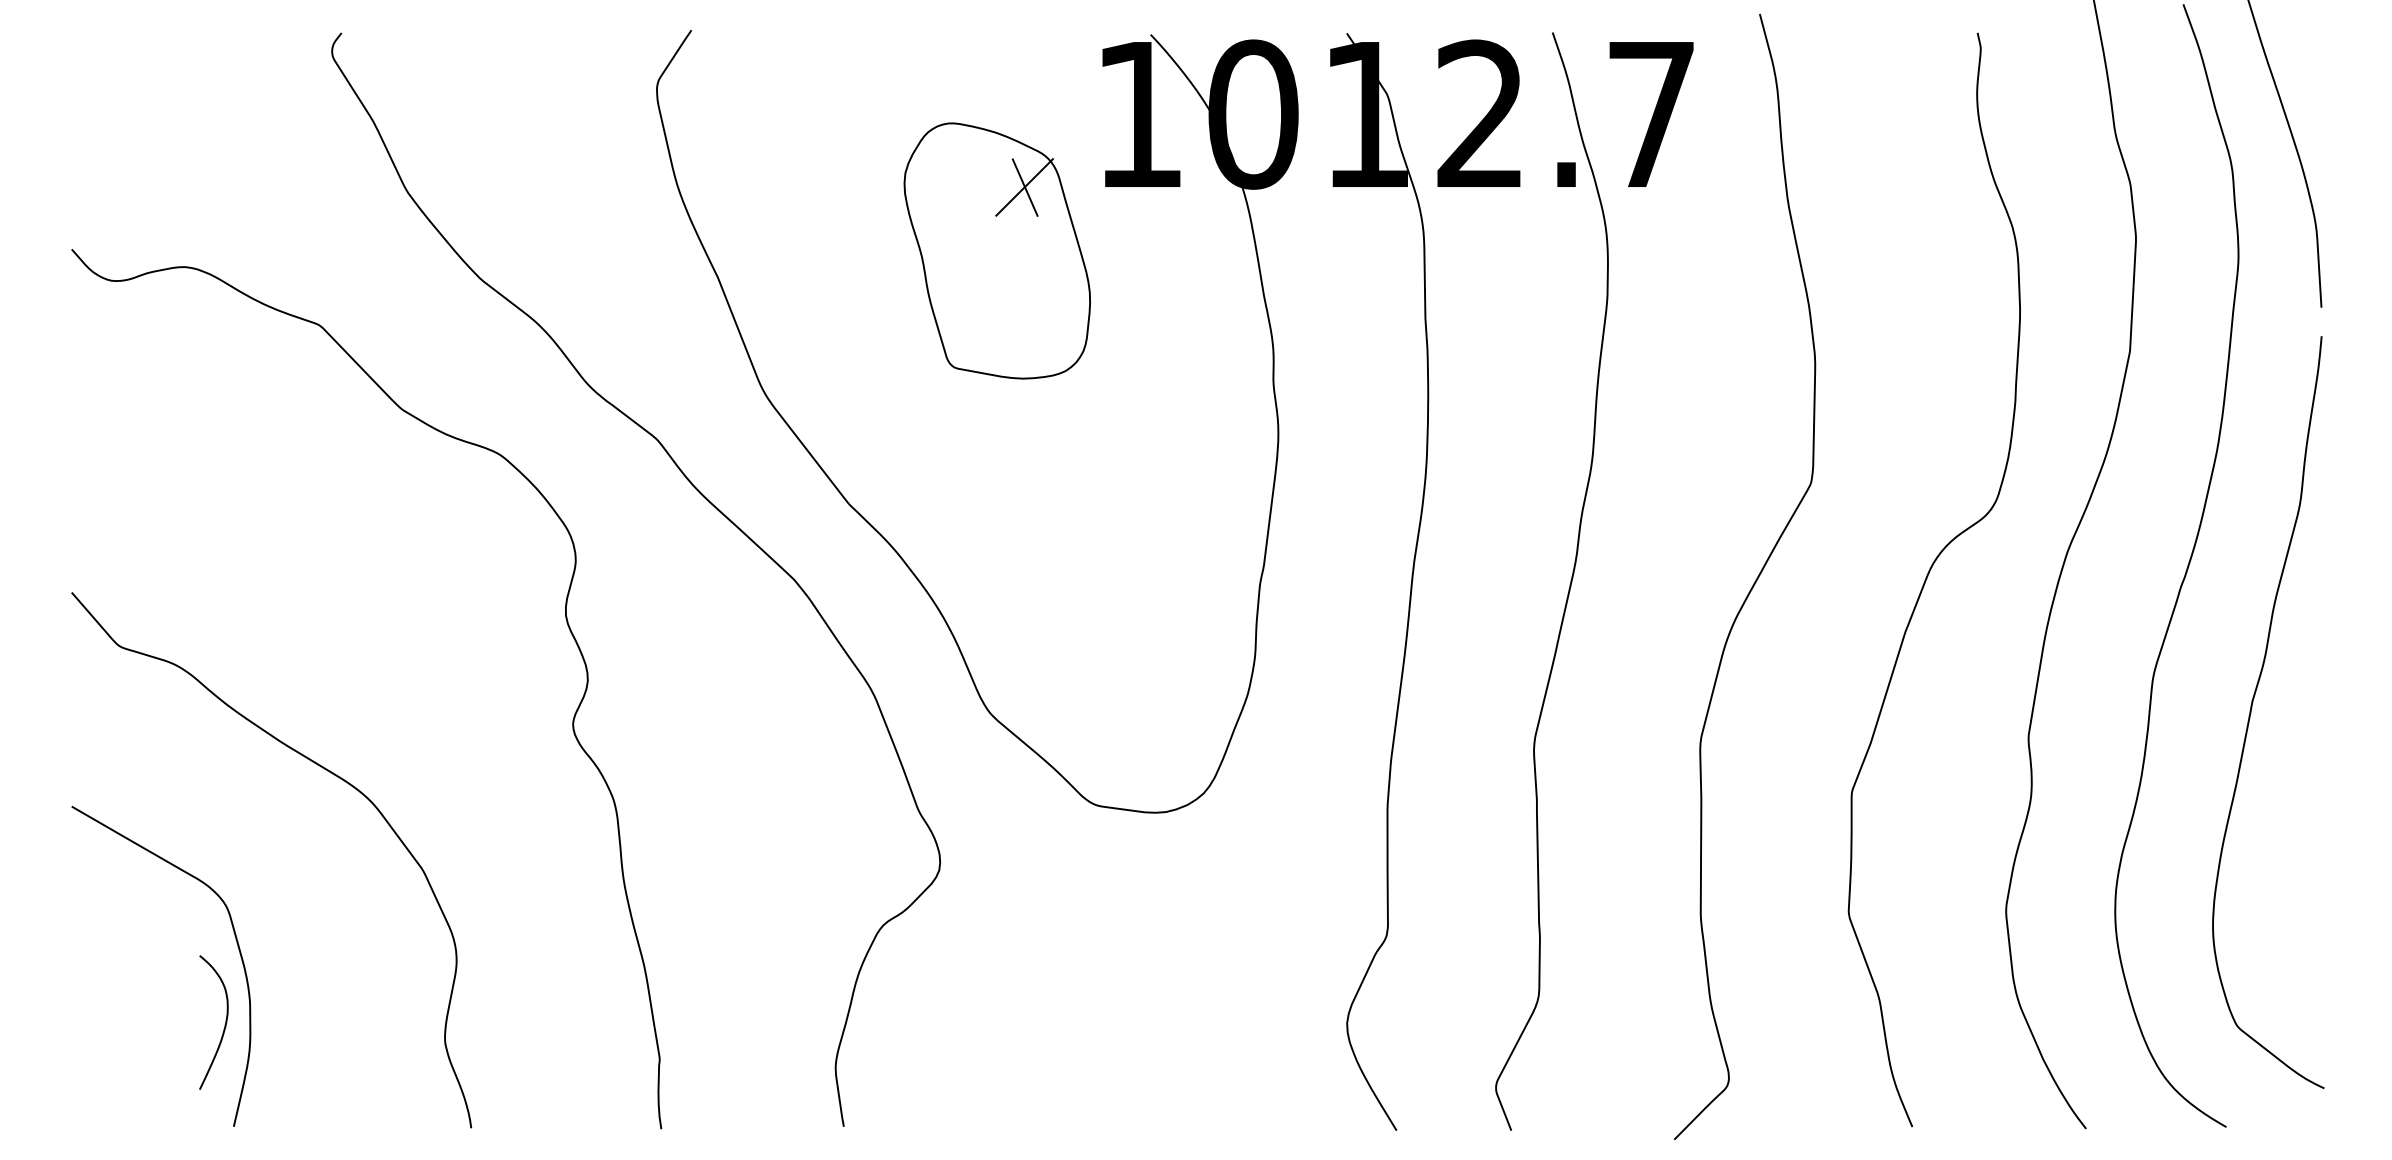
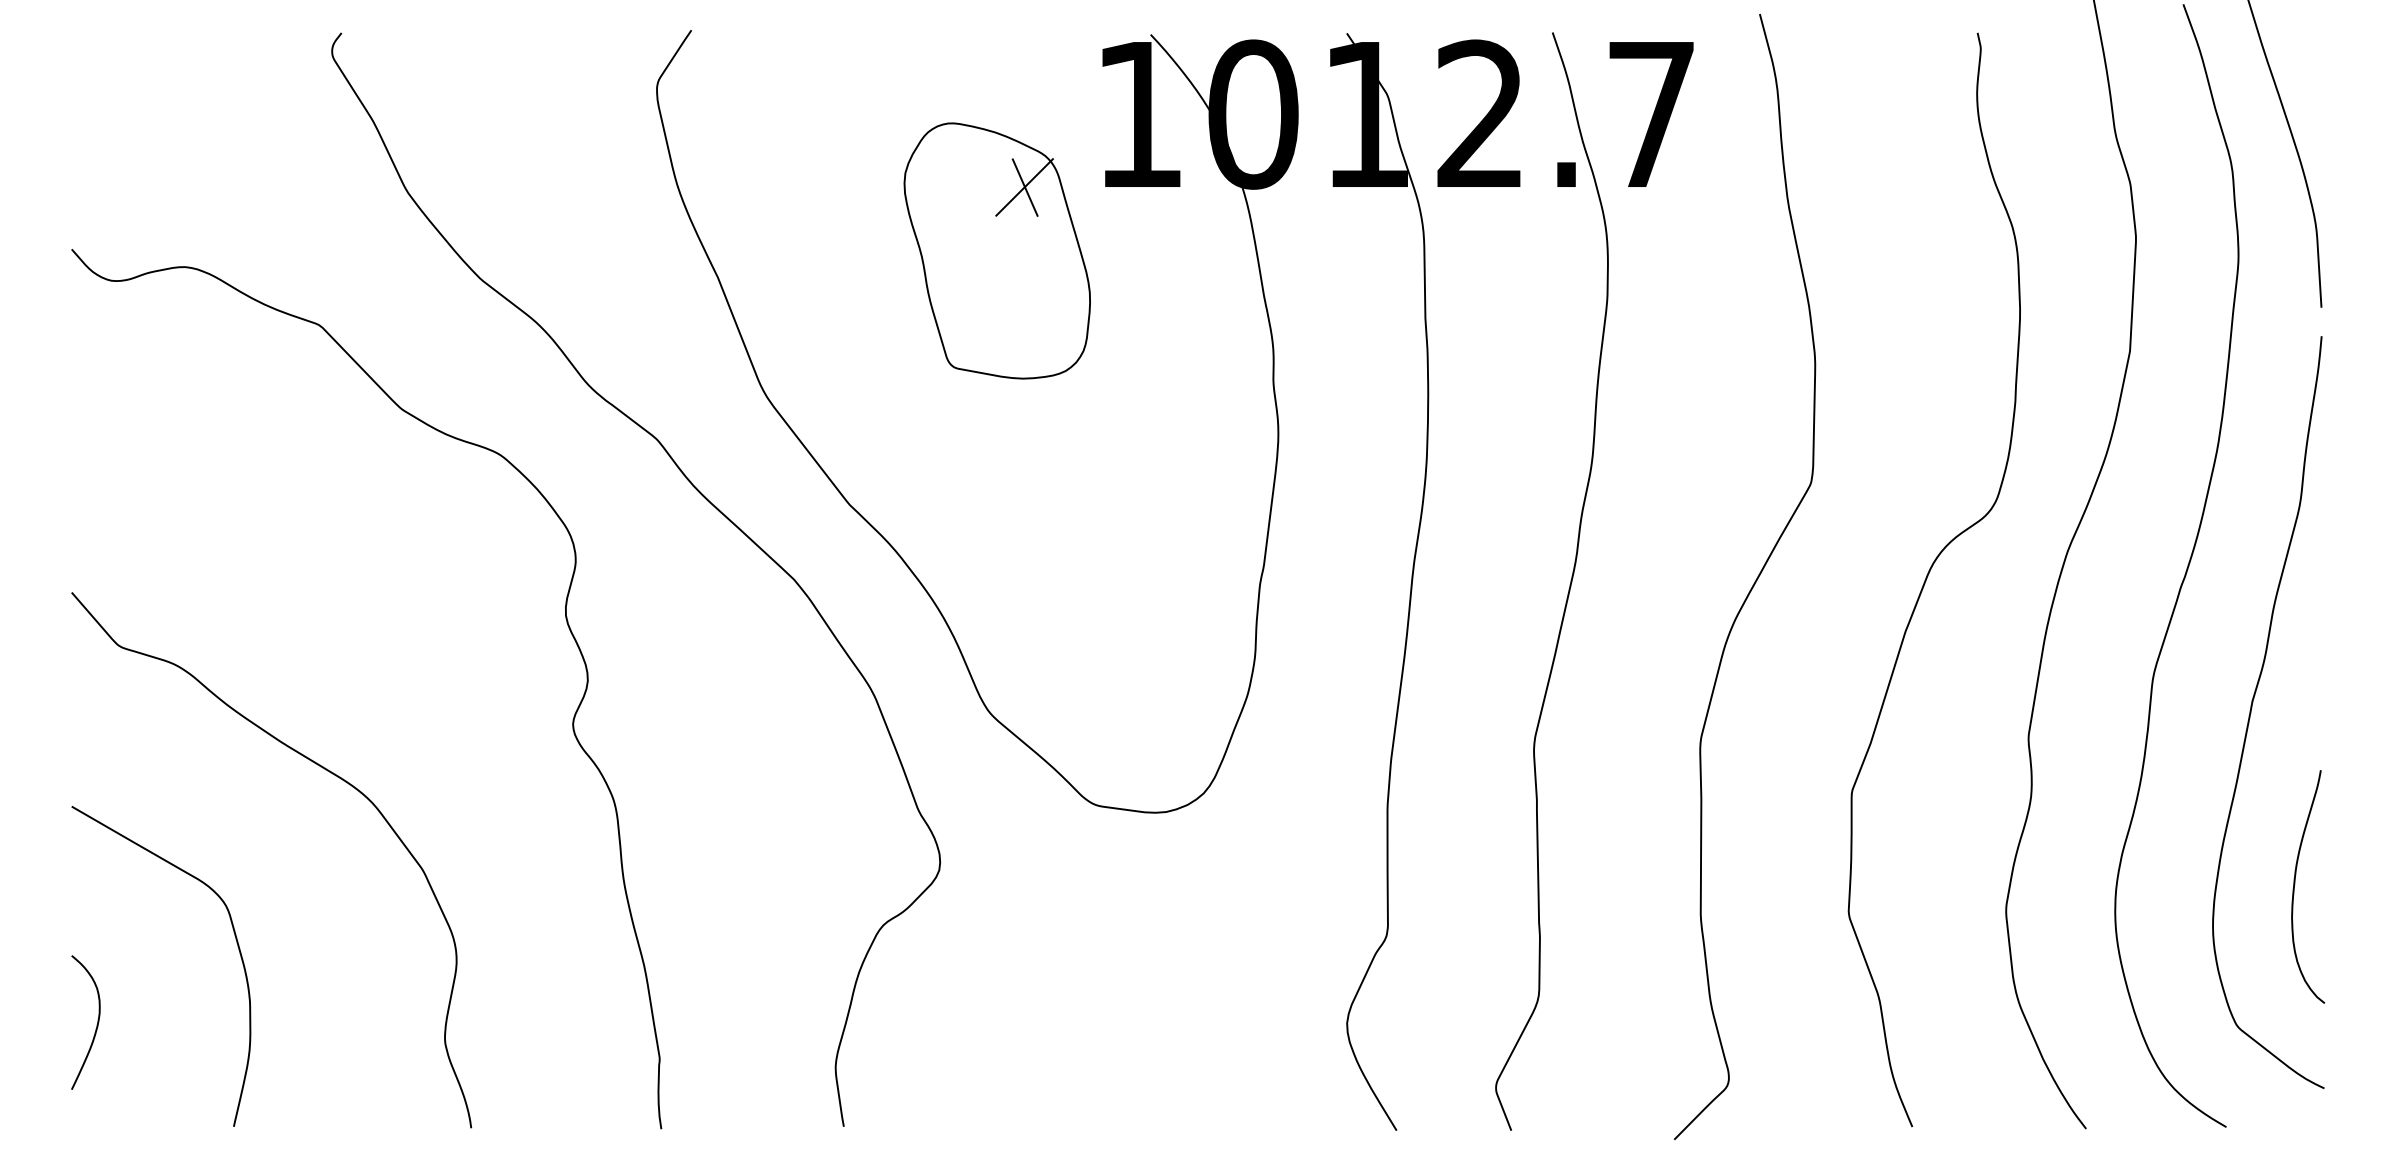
curve: none -> present (2295, 884)
curve position: (224, 1024) -> (96, 1024) (96, 1024)
